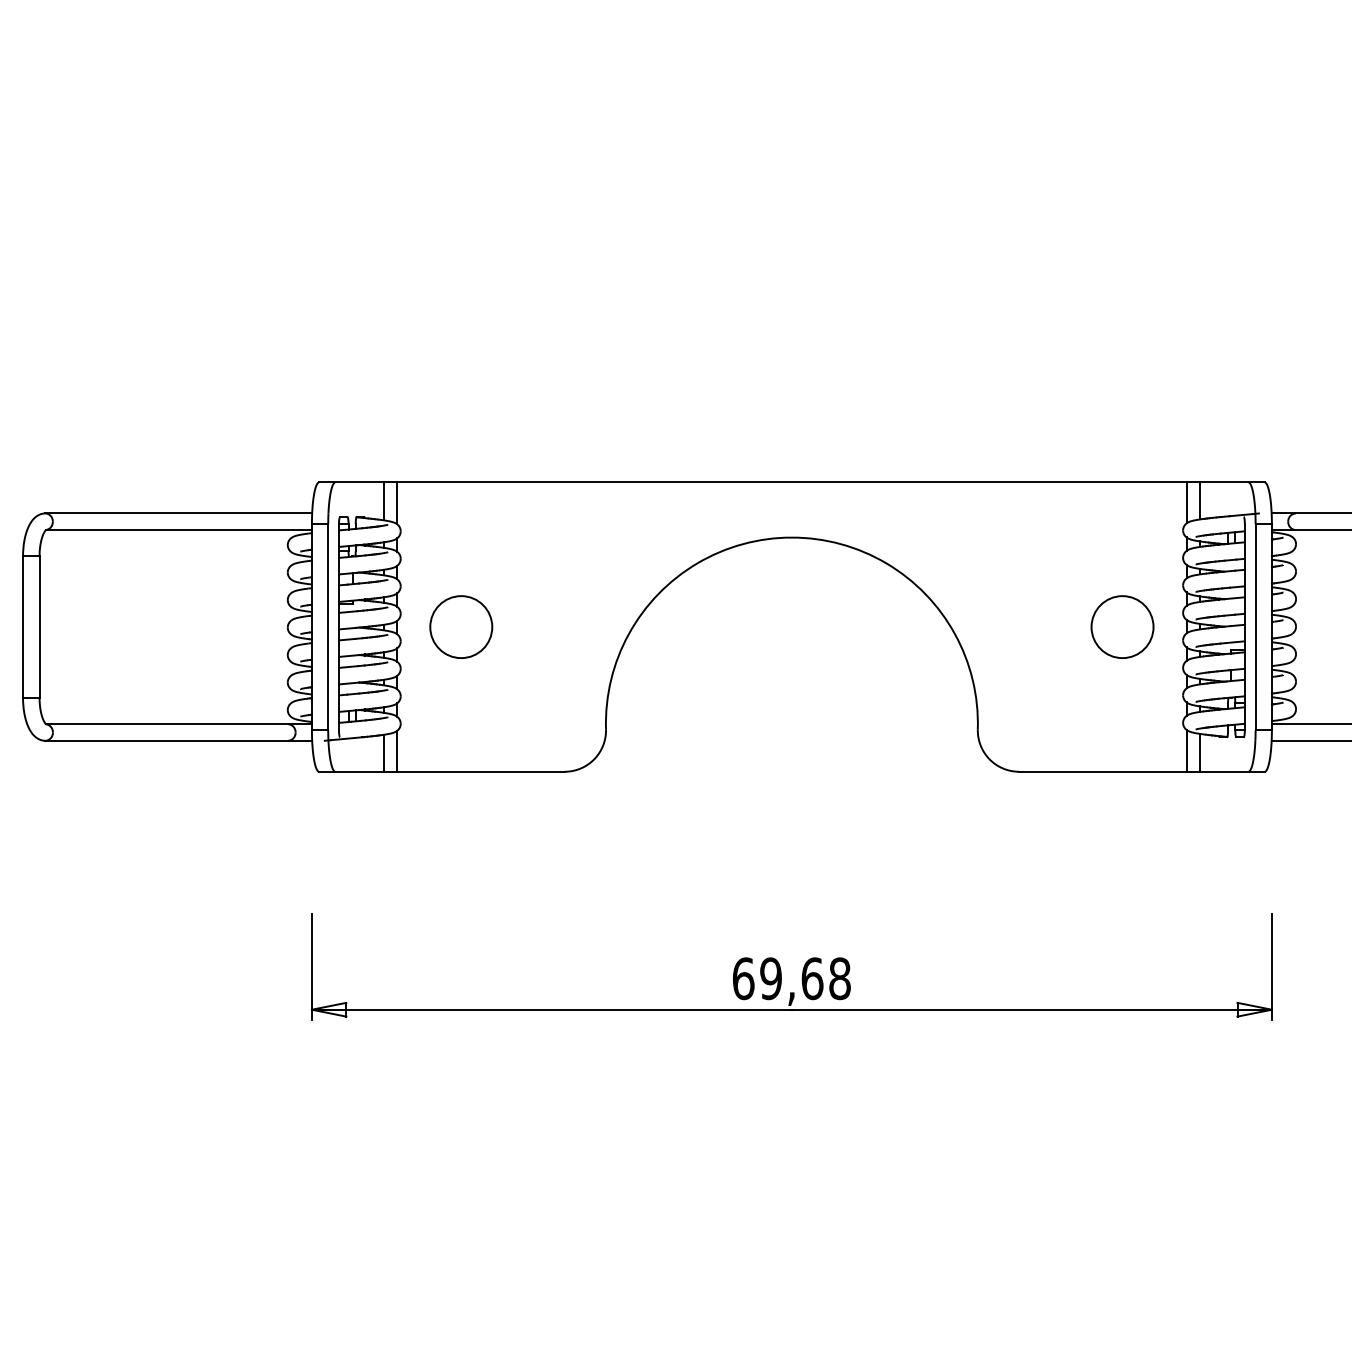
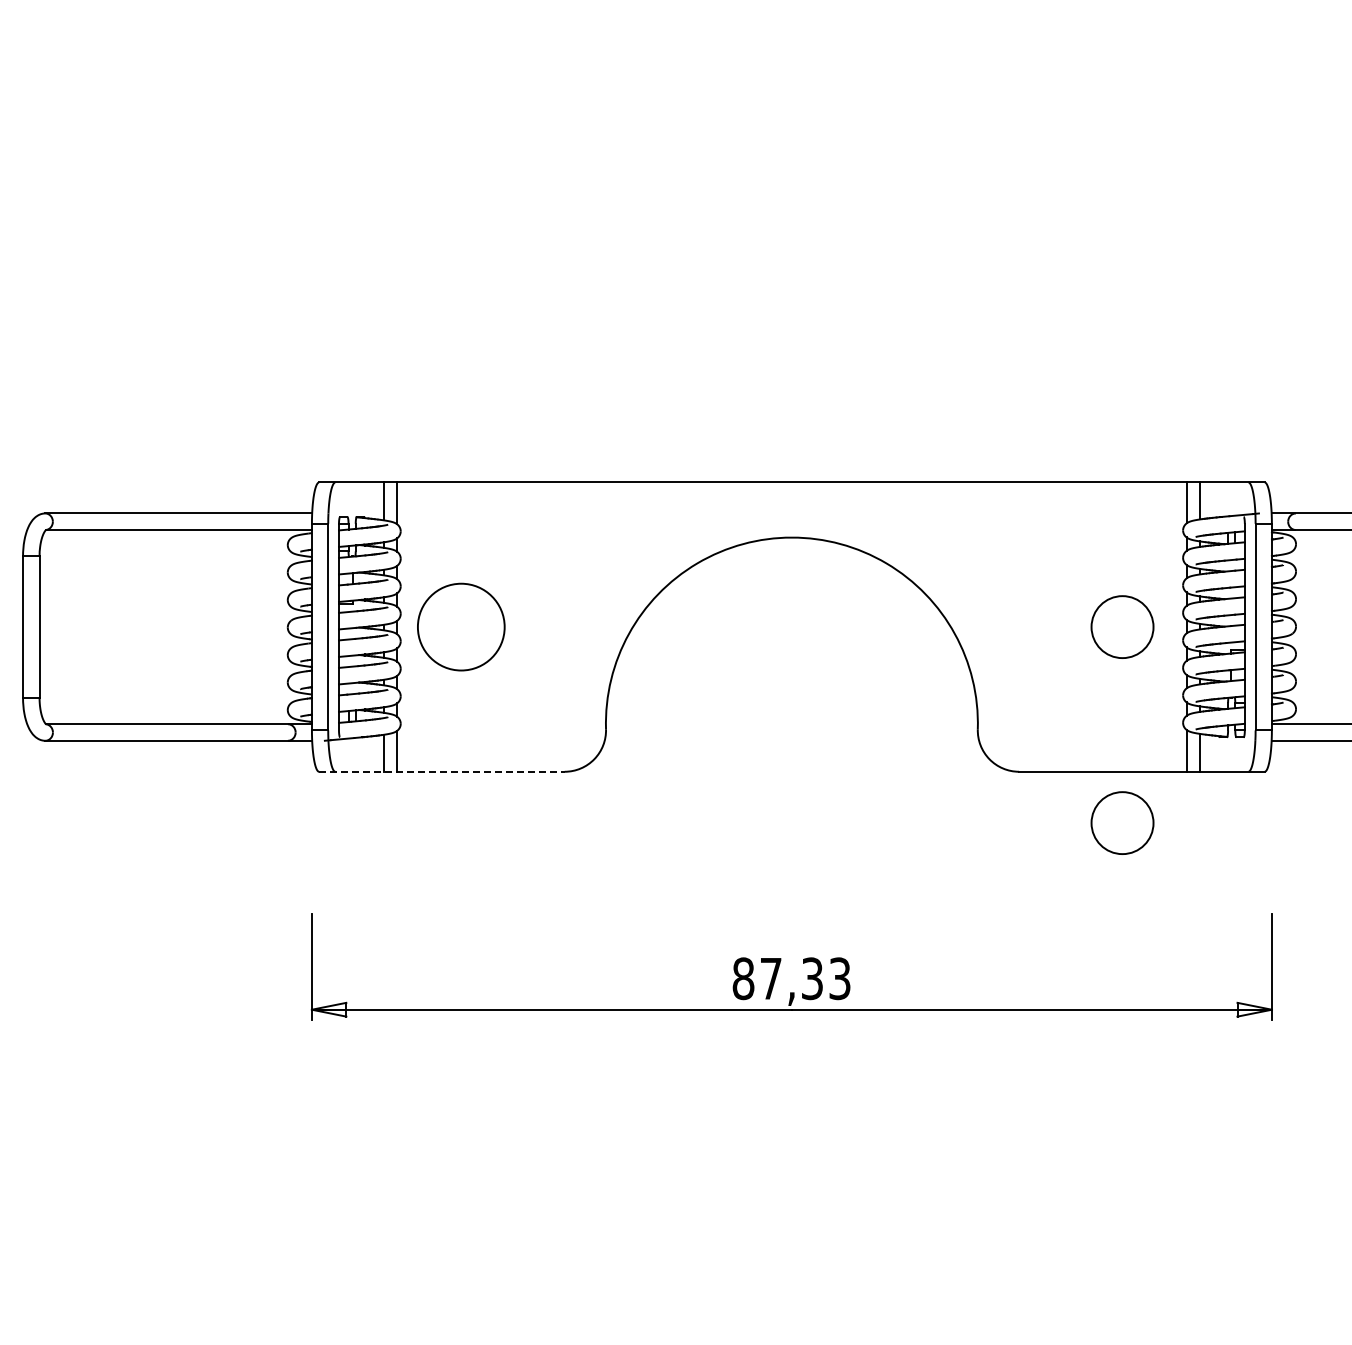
circle diameter: 62 px -> 87 px (460, 626)
line: solid -> dashed (441, 771)
circle: none -> present (1122, 822)
text: 69,68 -> 87,33 (791, 978)
